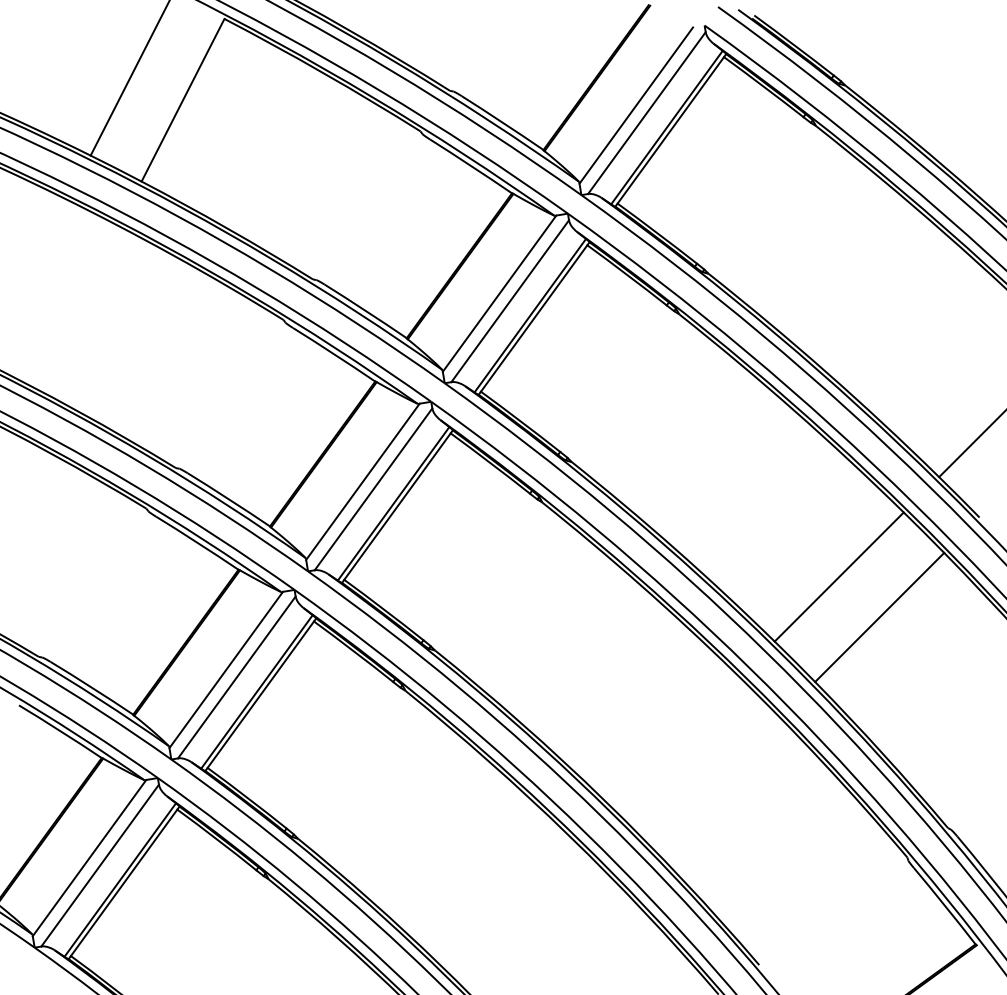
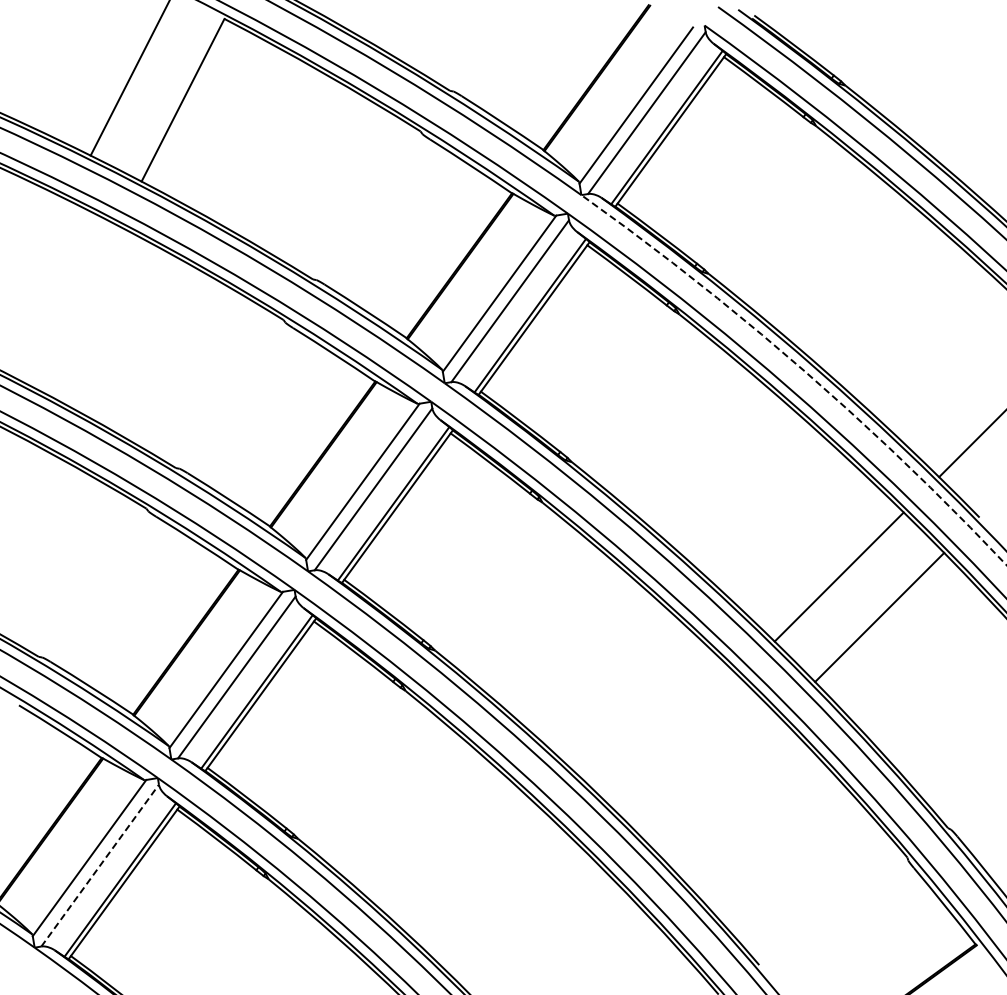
arc: solid -> dashed (803, 370)
line: solid -> dashed (100, 865)
